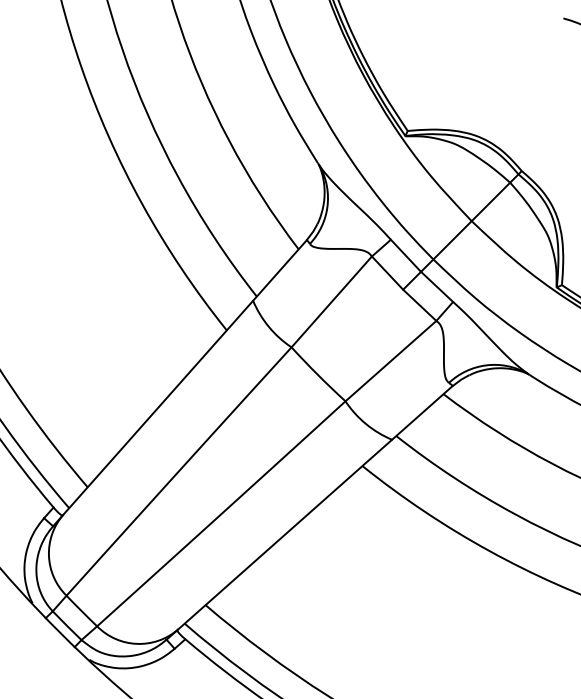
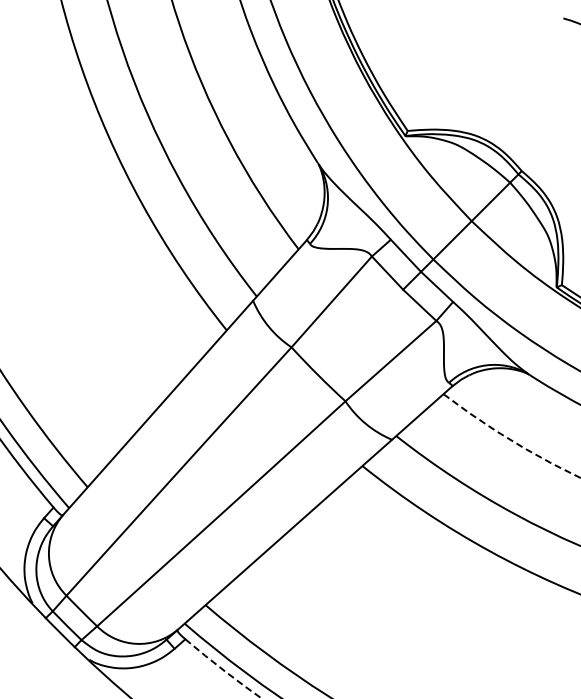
arc: solid -> dashed (510, 440)
arc: solid -> dashed (223, 670)
